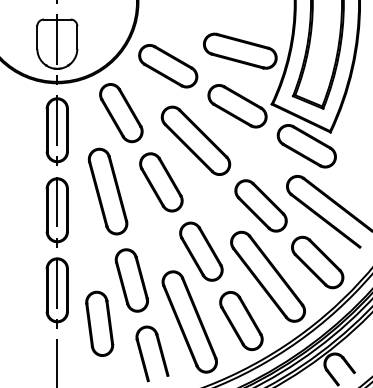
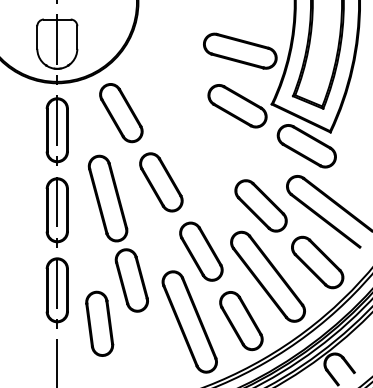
part: present -> none (168, 66)
part: present -> none (195, 140)
part position: (107, 191) -> (107, 198) (107, 198)
part: present -> none (159, 350)
